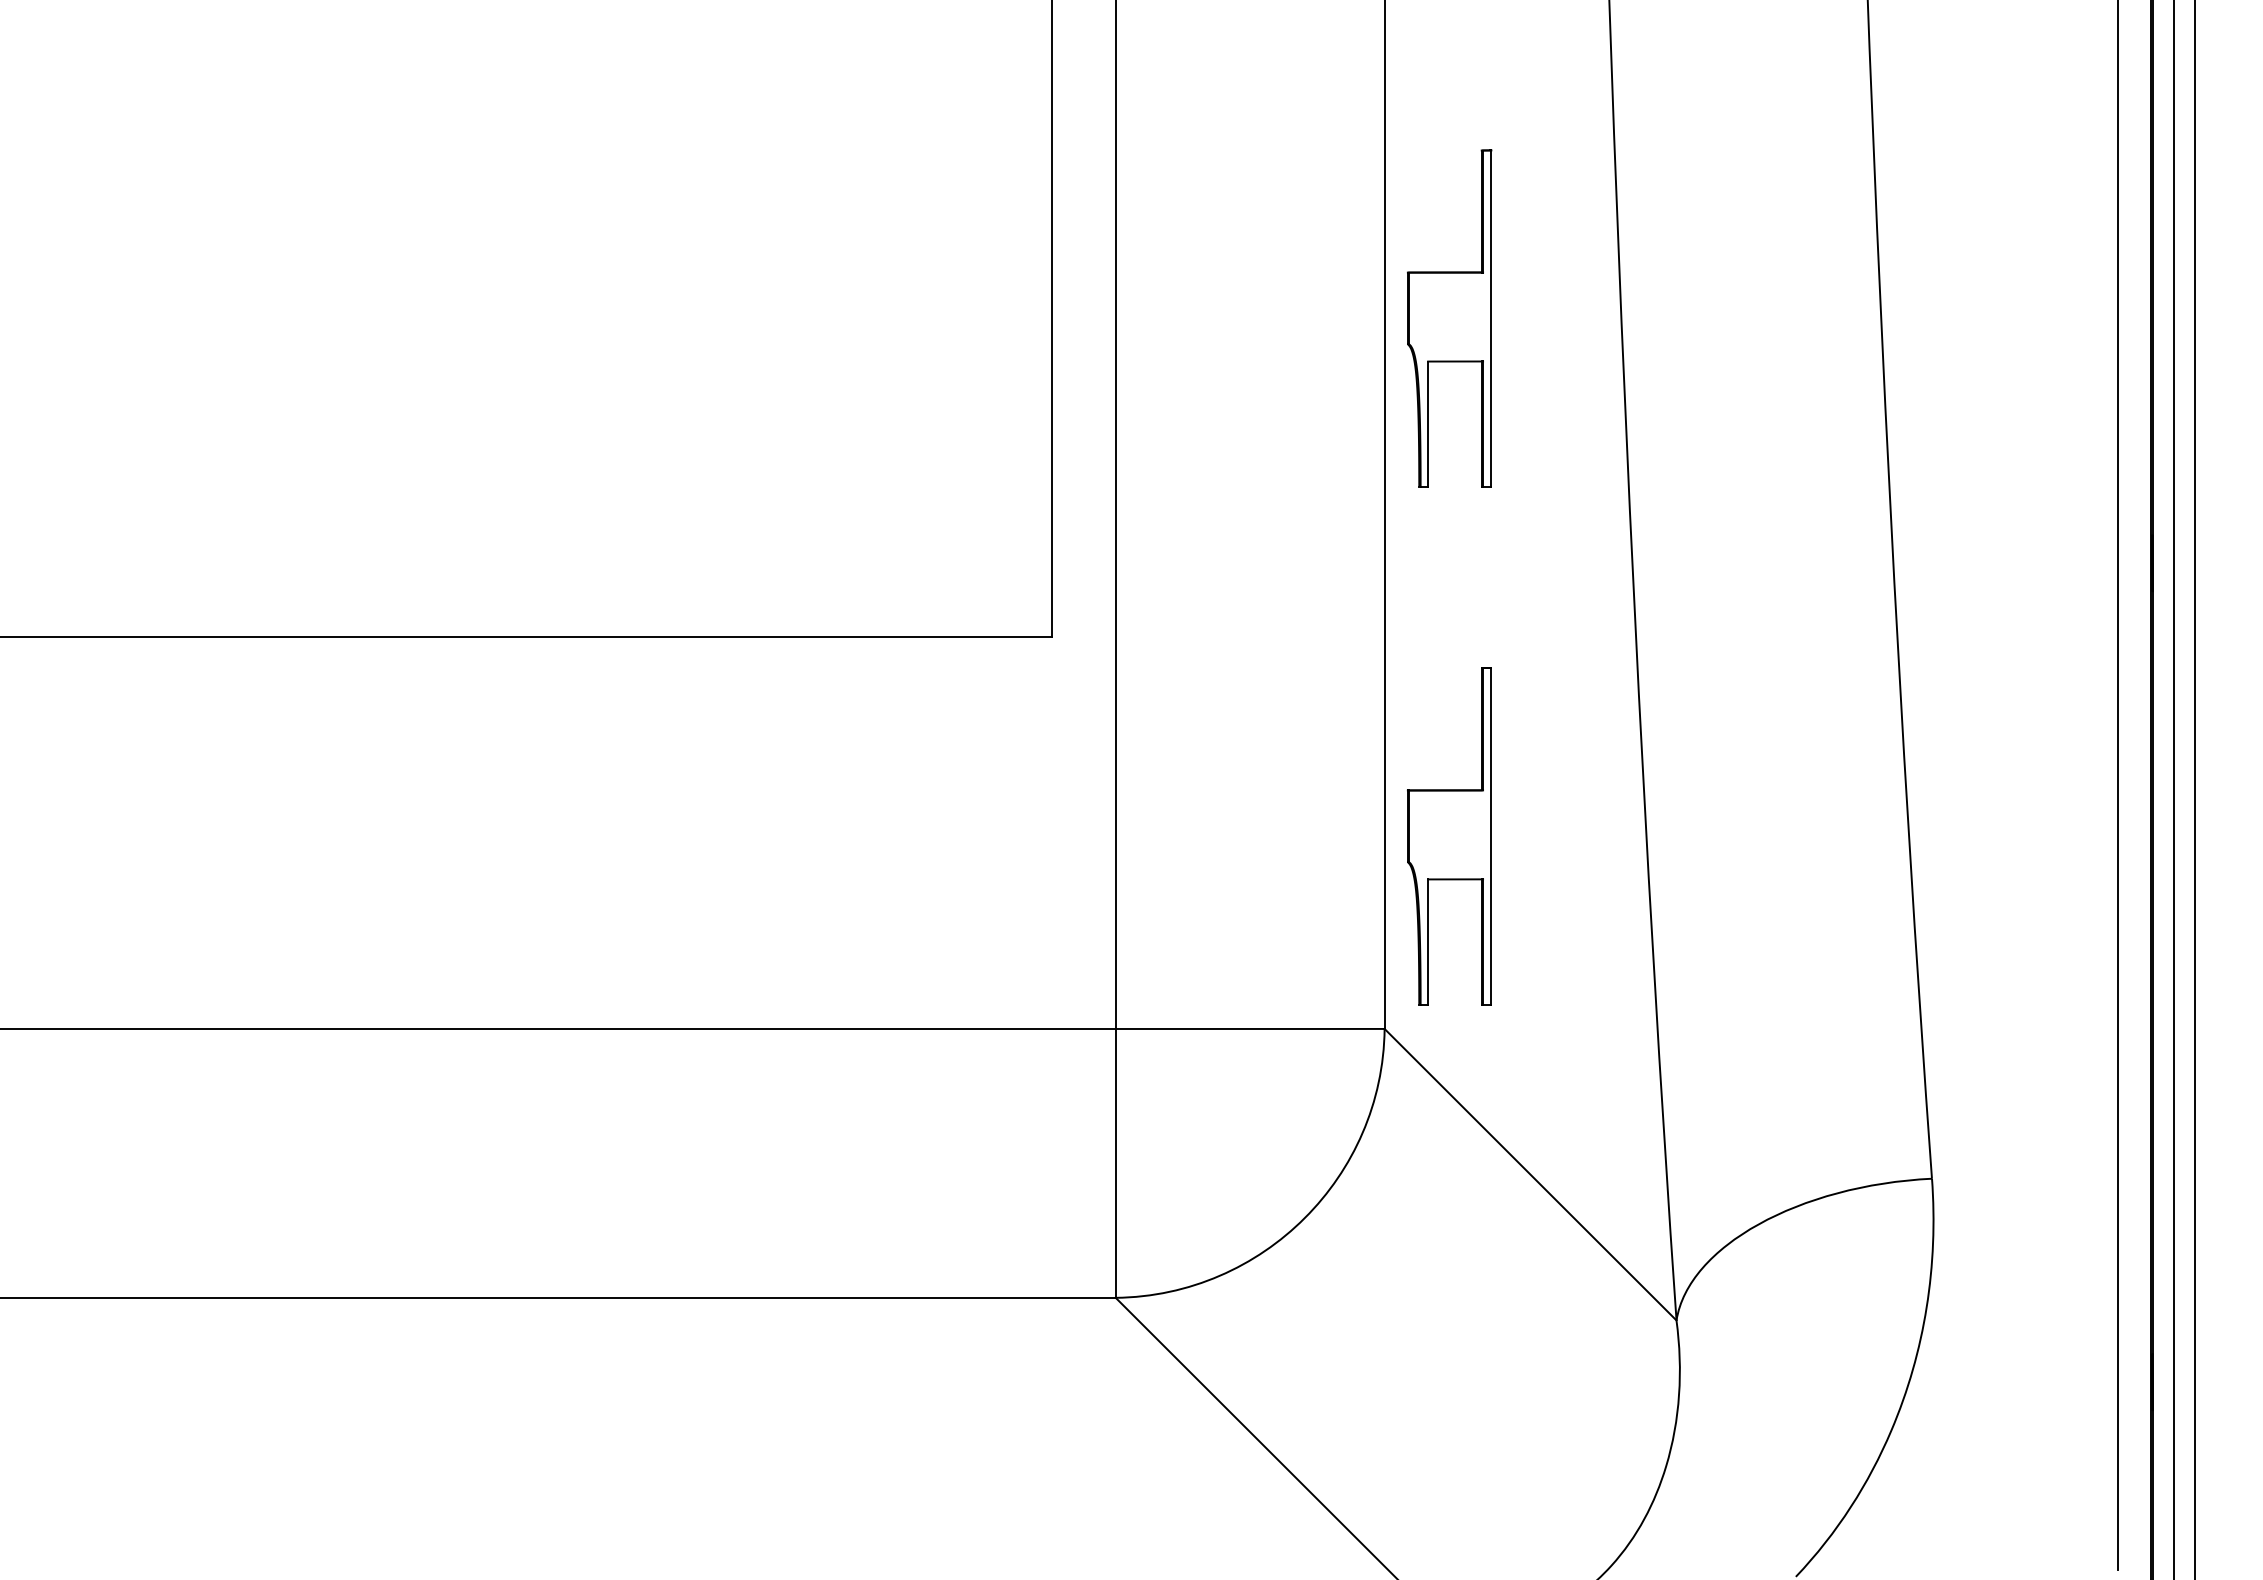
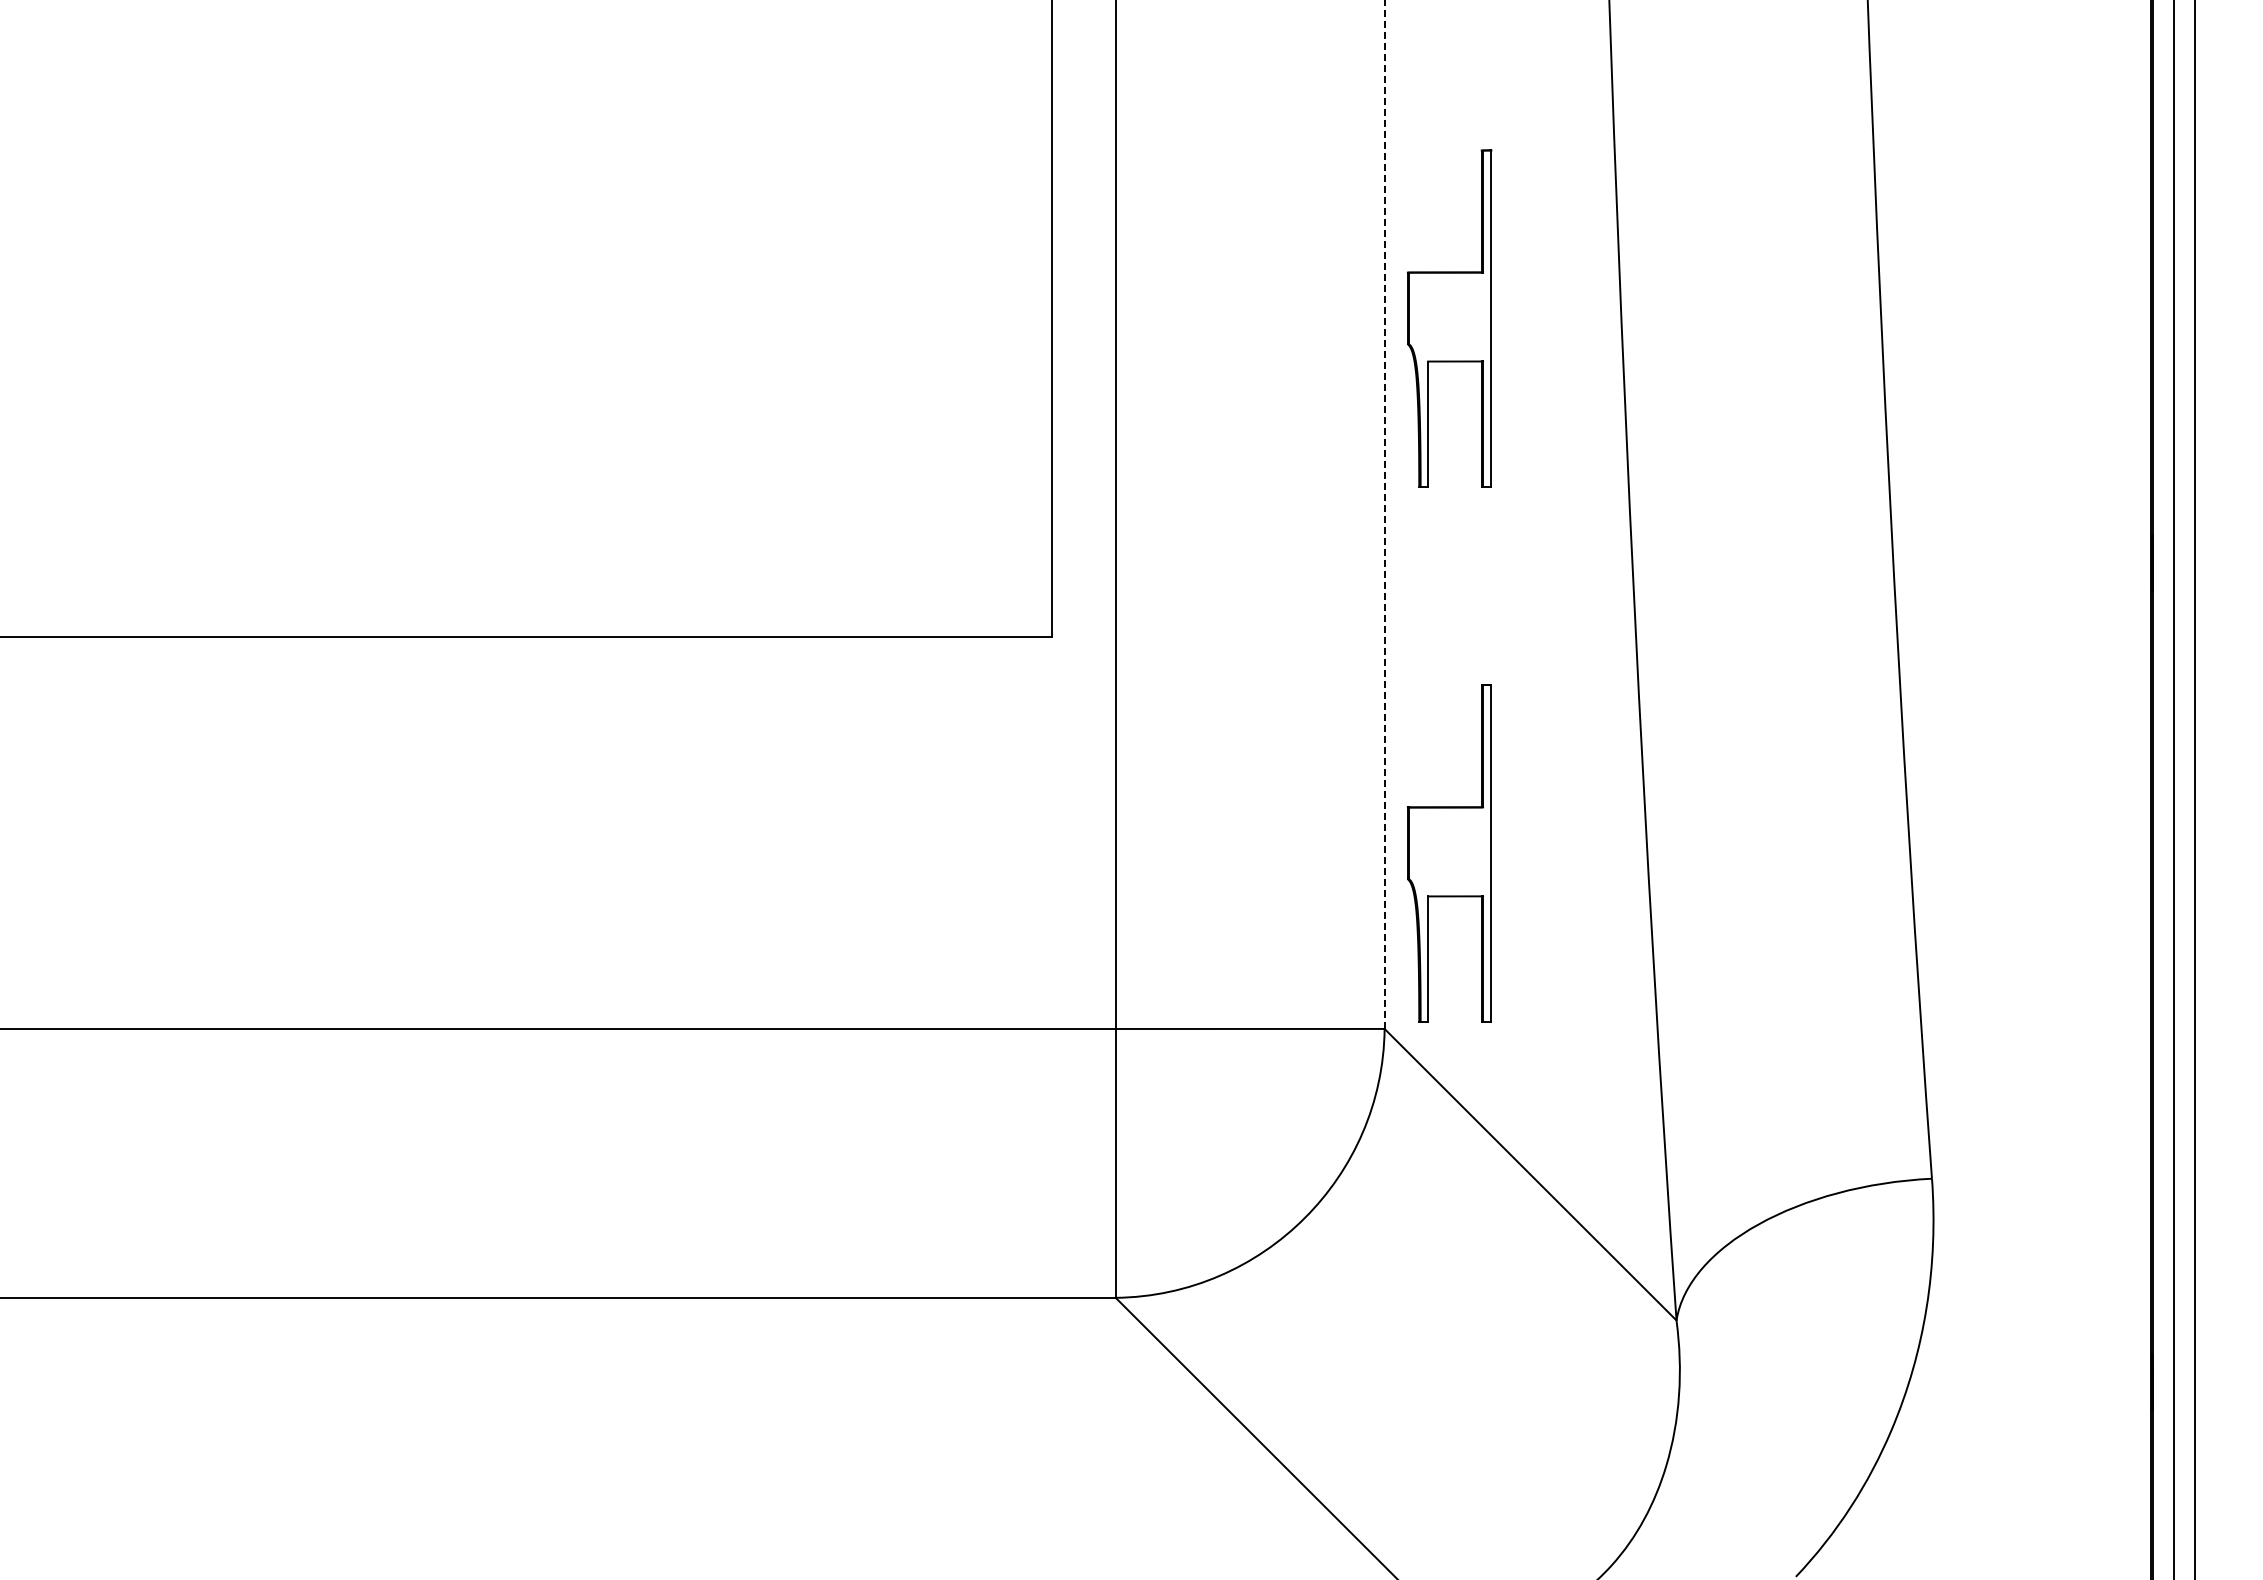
line: solid -> dashed (1384, 513)
line: present -> none (2117, 786)
part position: (1449, 836) -> (1449, 853) (1449, 853)
